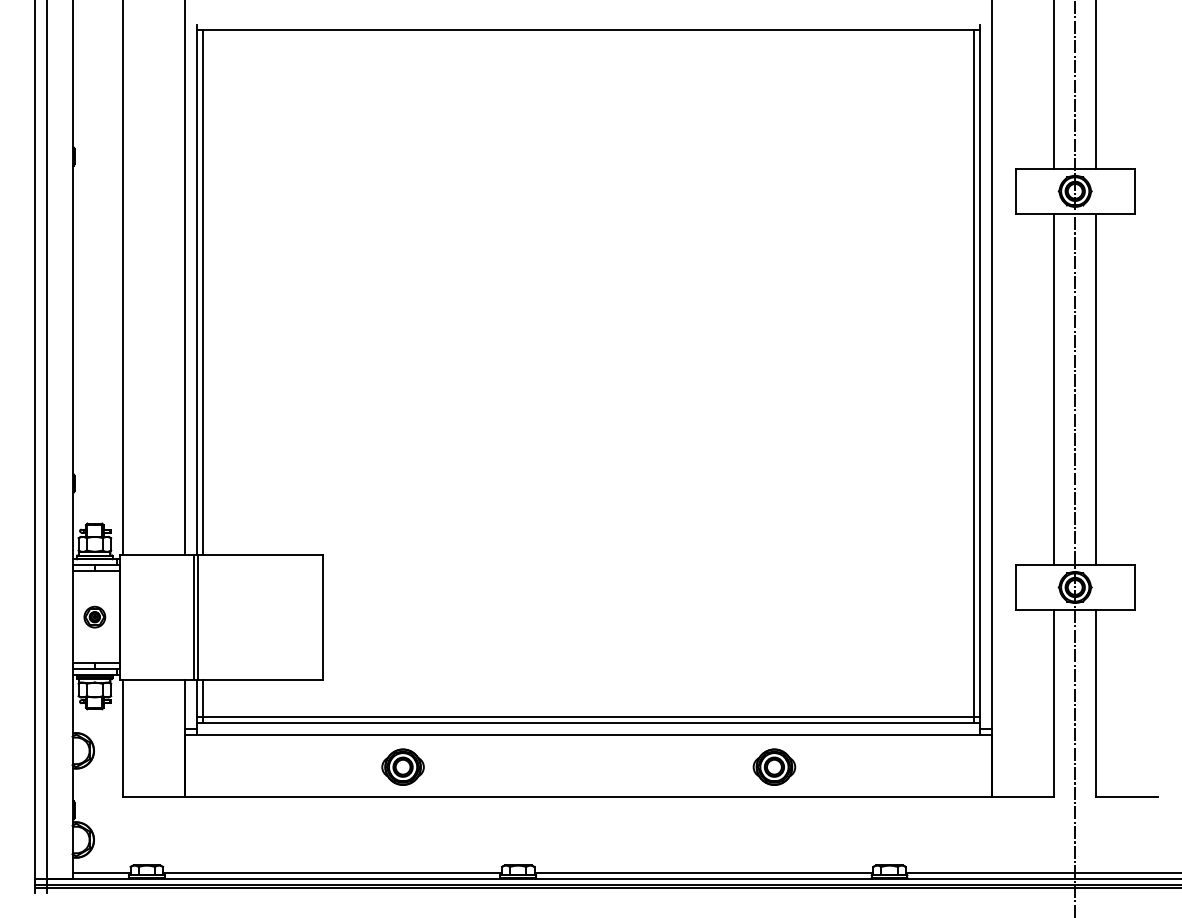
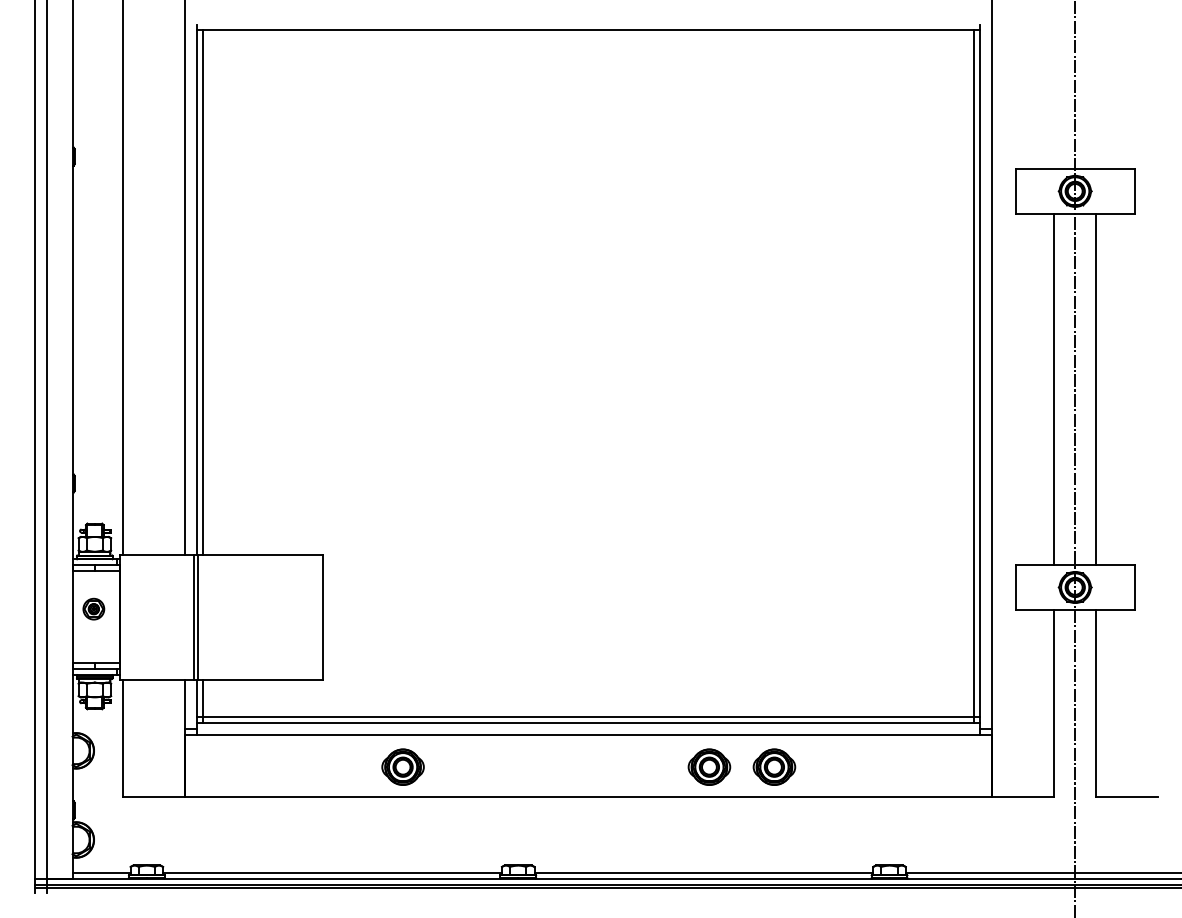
line: present -> none (1054, 85)
line: present -> none (1096, 85)
part position: (94, 616) -> (93, 608) (93, 608)
part: none -> present (709, 766)
